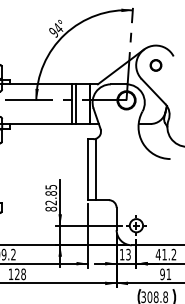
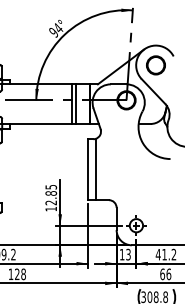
circle size: 14x13 px -> 20x21 px (155, 65)
text: 82.85 -> 12.85 (51, 208)
text: 91 -> 66 (165, 274)
